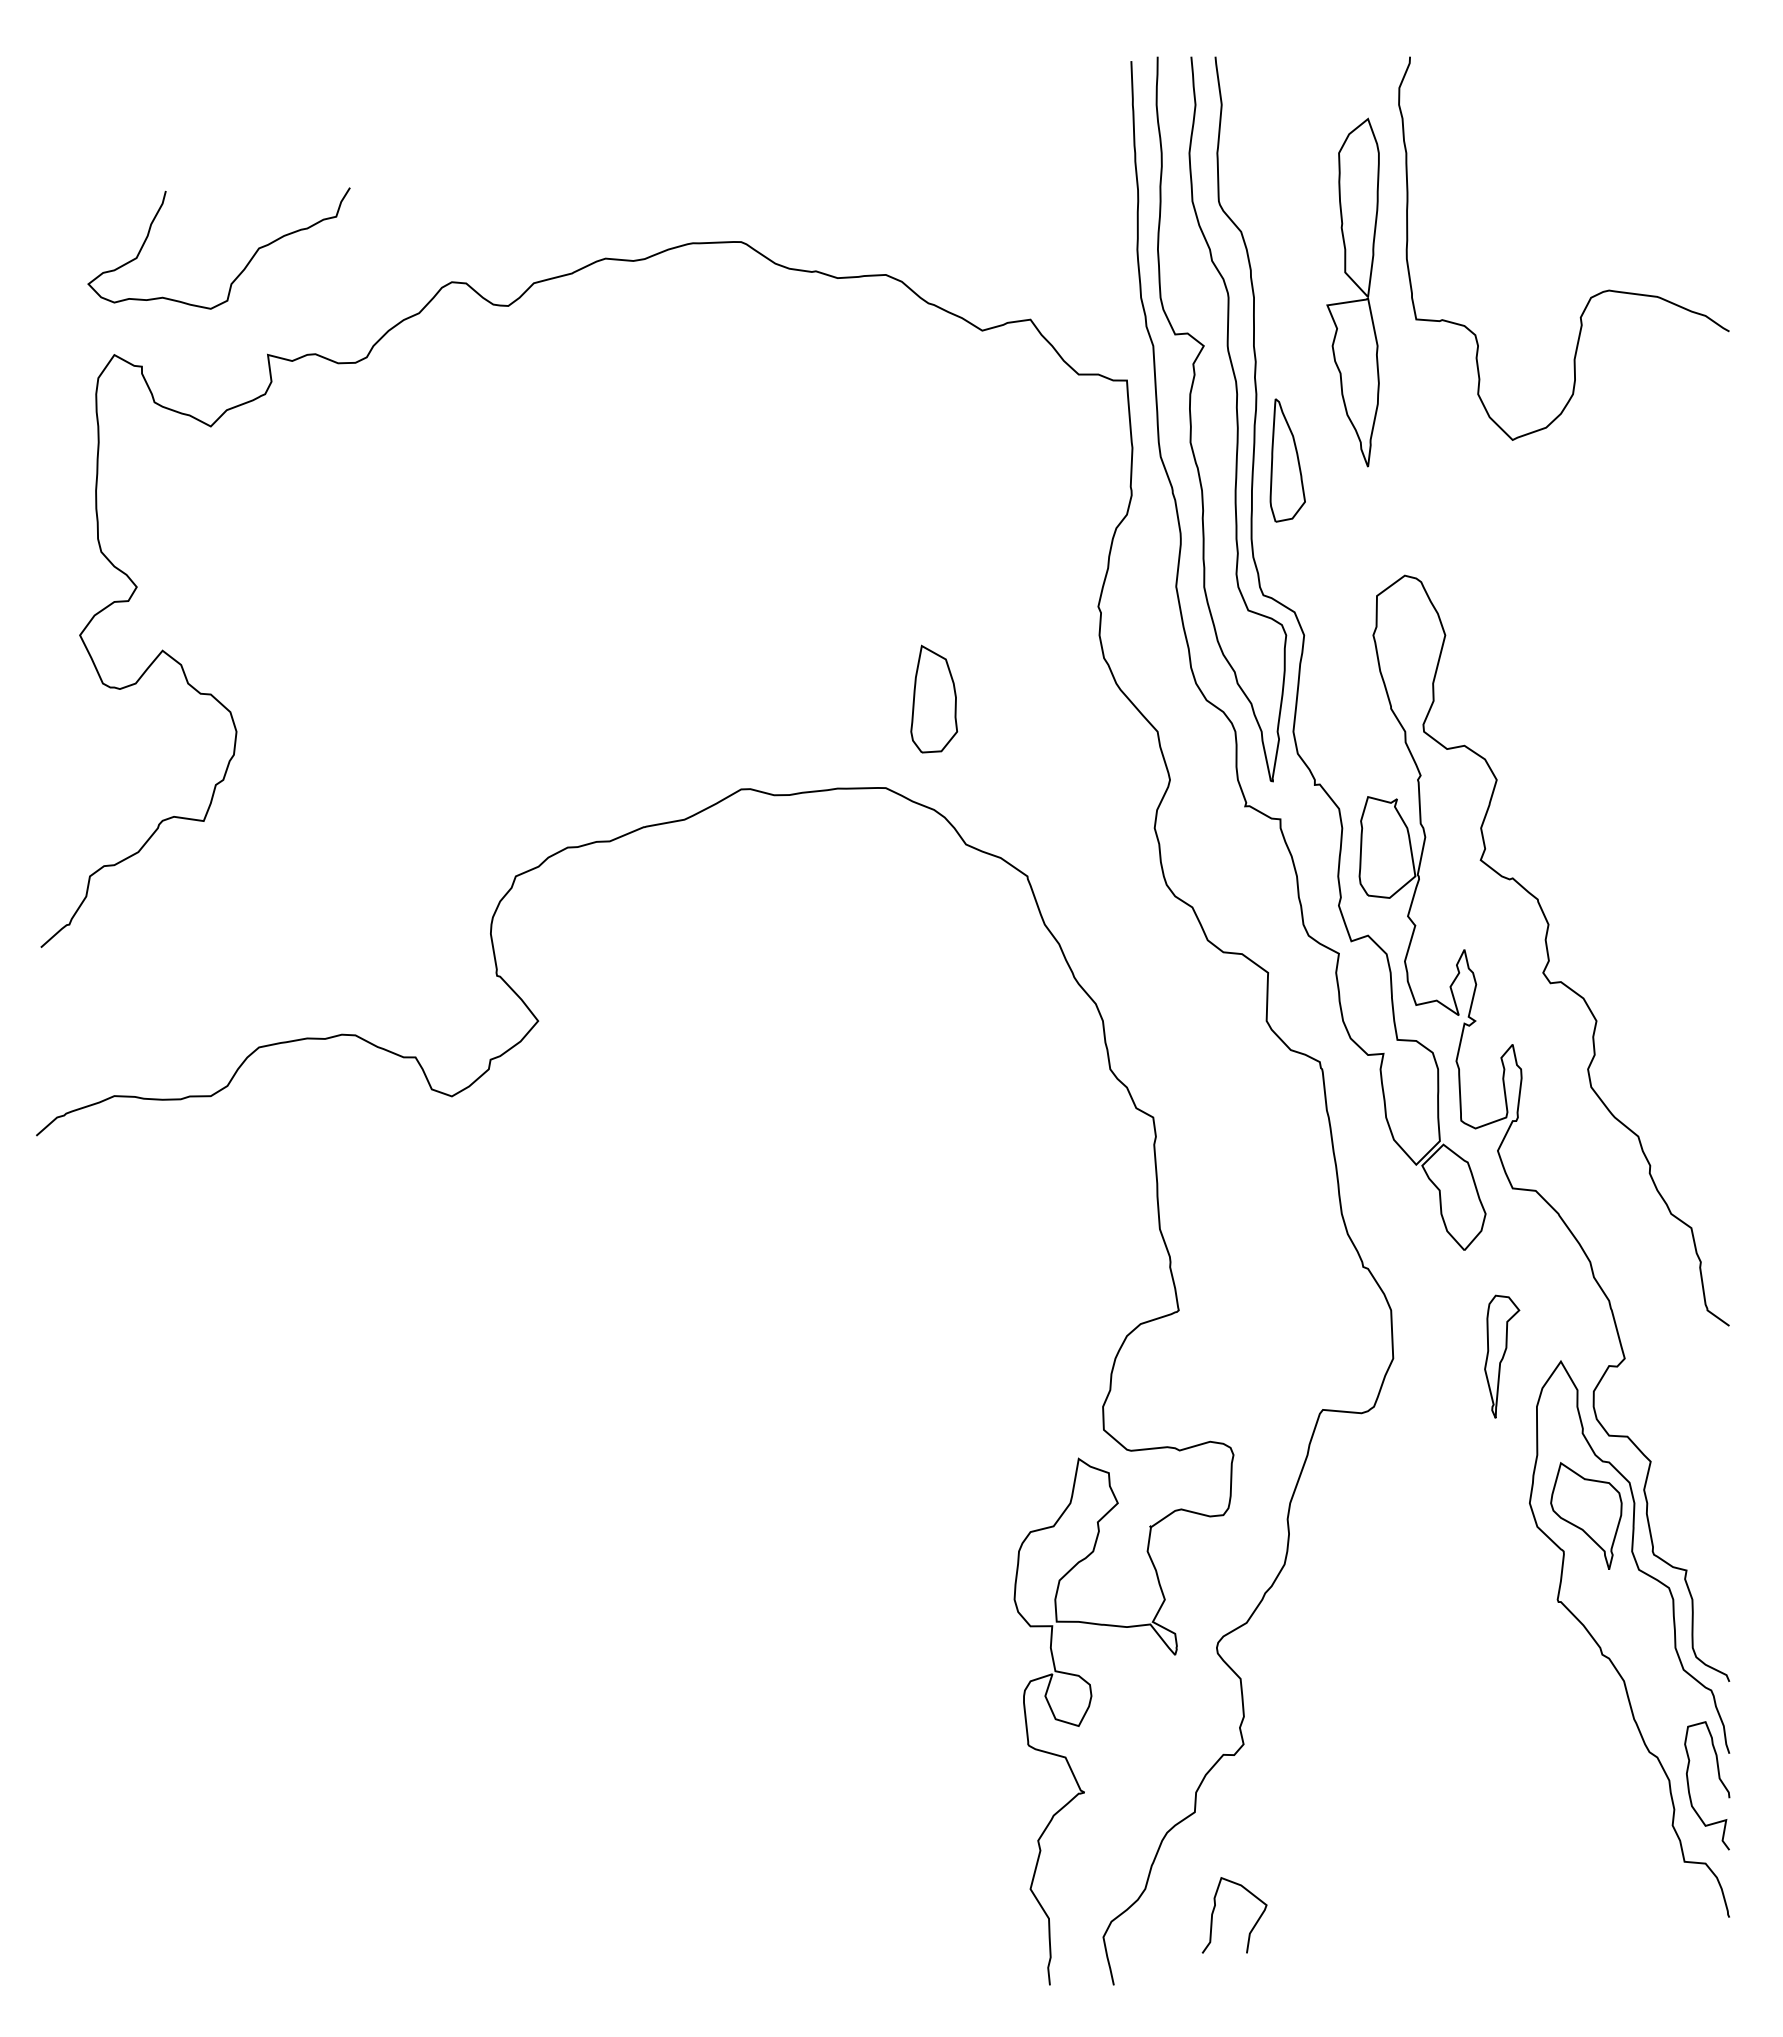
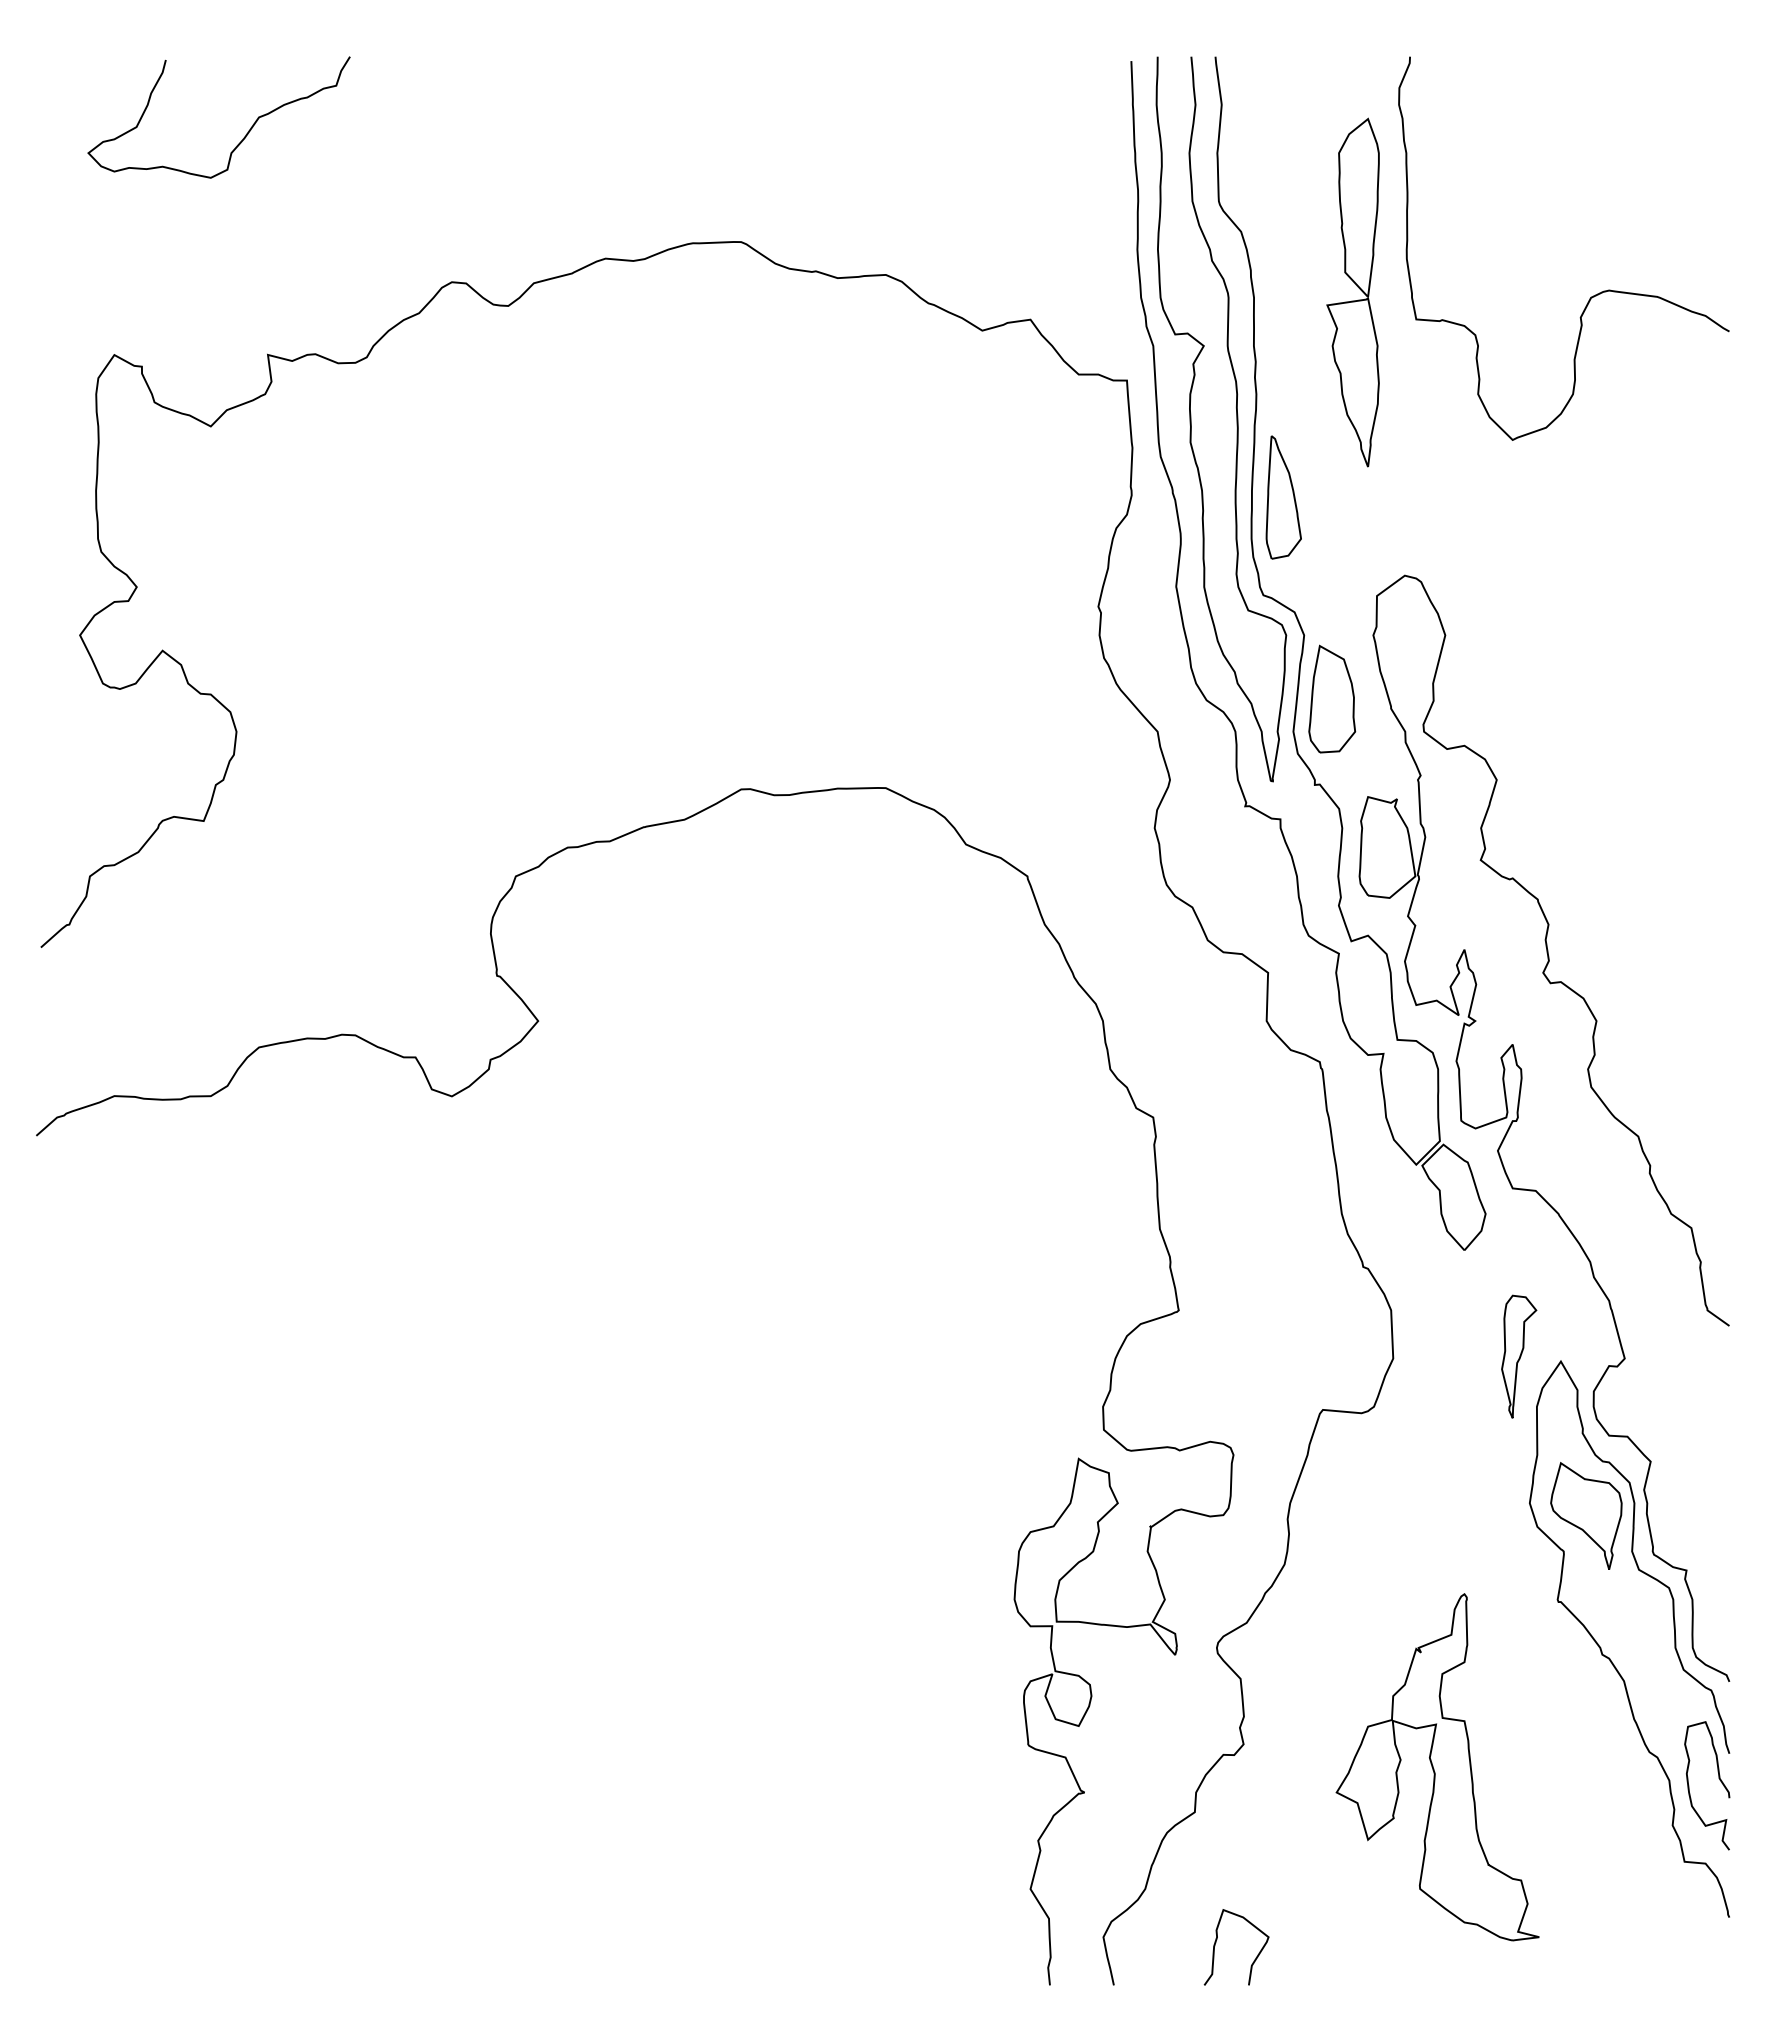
curve position: (245, 265) -> (245, 134) (245, 134)
part position: (1287, 460) -> (1283, 497) (1283, 497)
part position: (934, 698) -> (1332, 698) (1332, 698)
part position: (1502, 1356) -> (1519, 1356) (1519, 1356)
part: none -> present (1437, 1767)
curve position: (1215, 1907) -> (1217, 1939) (1217, 1939)
